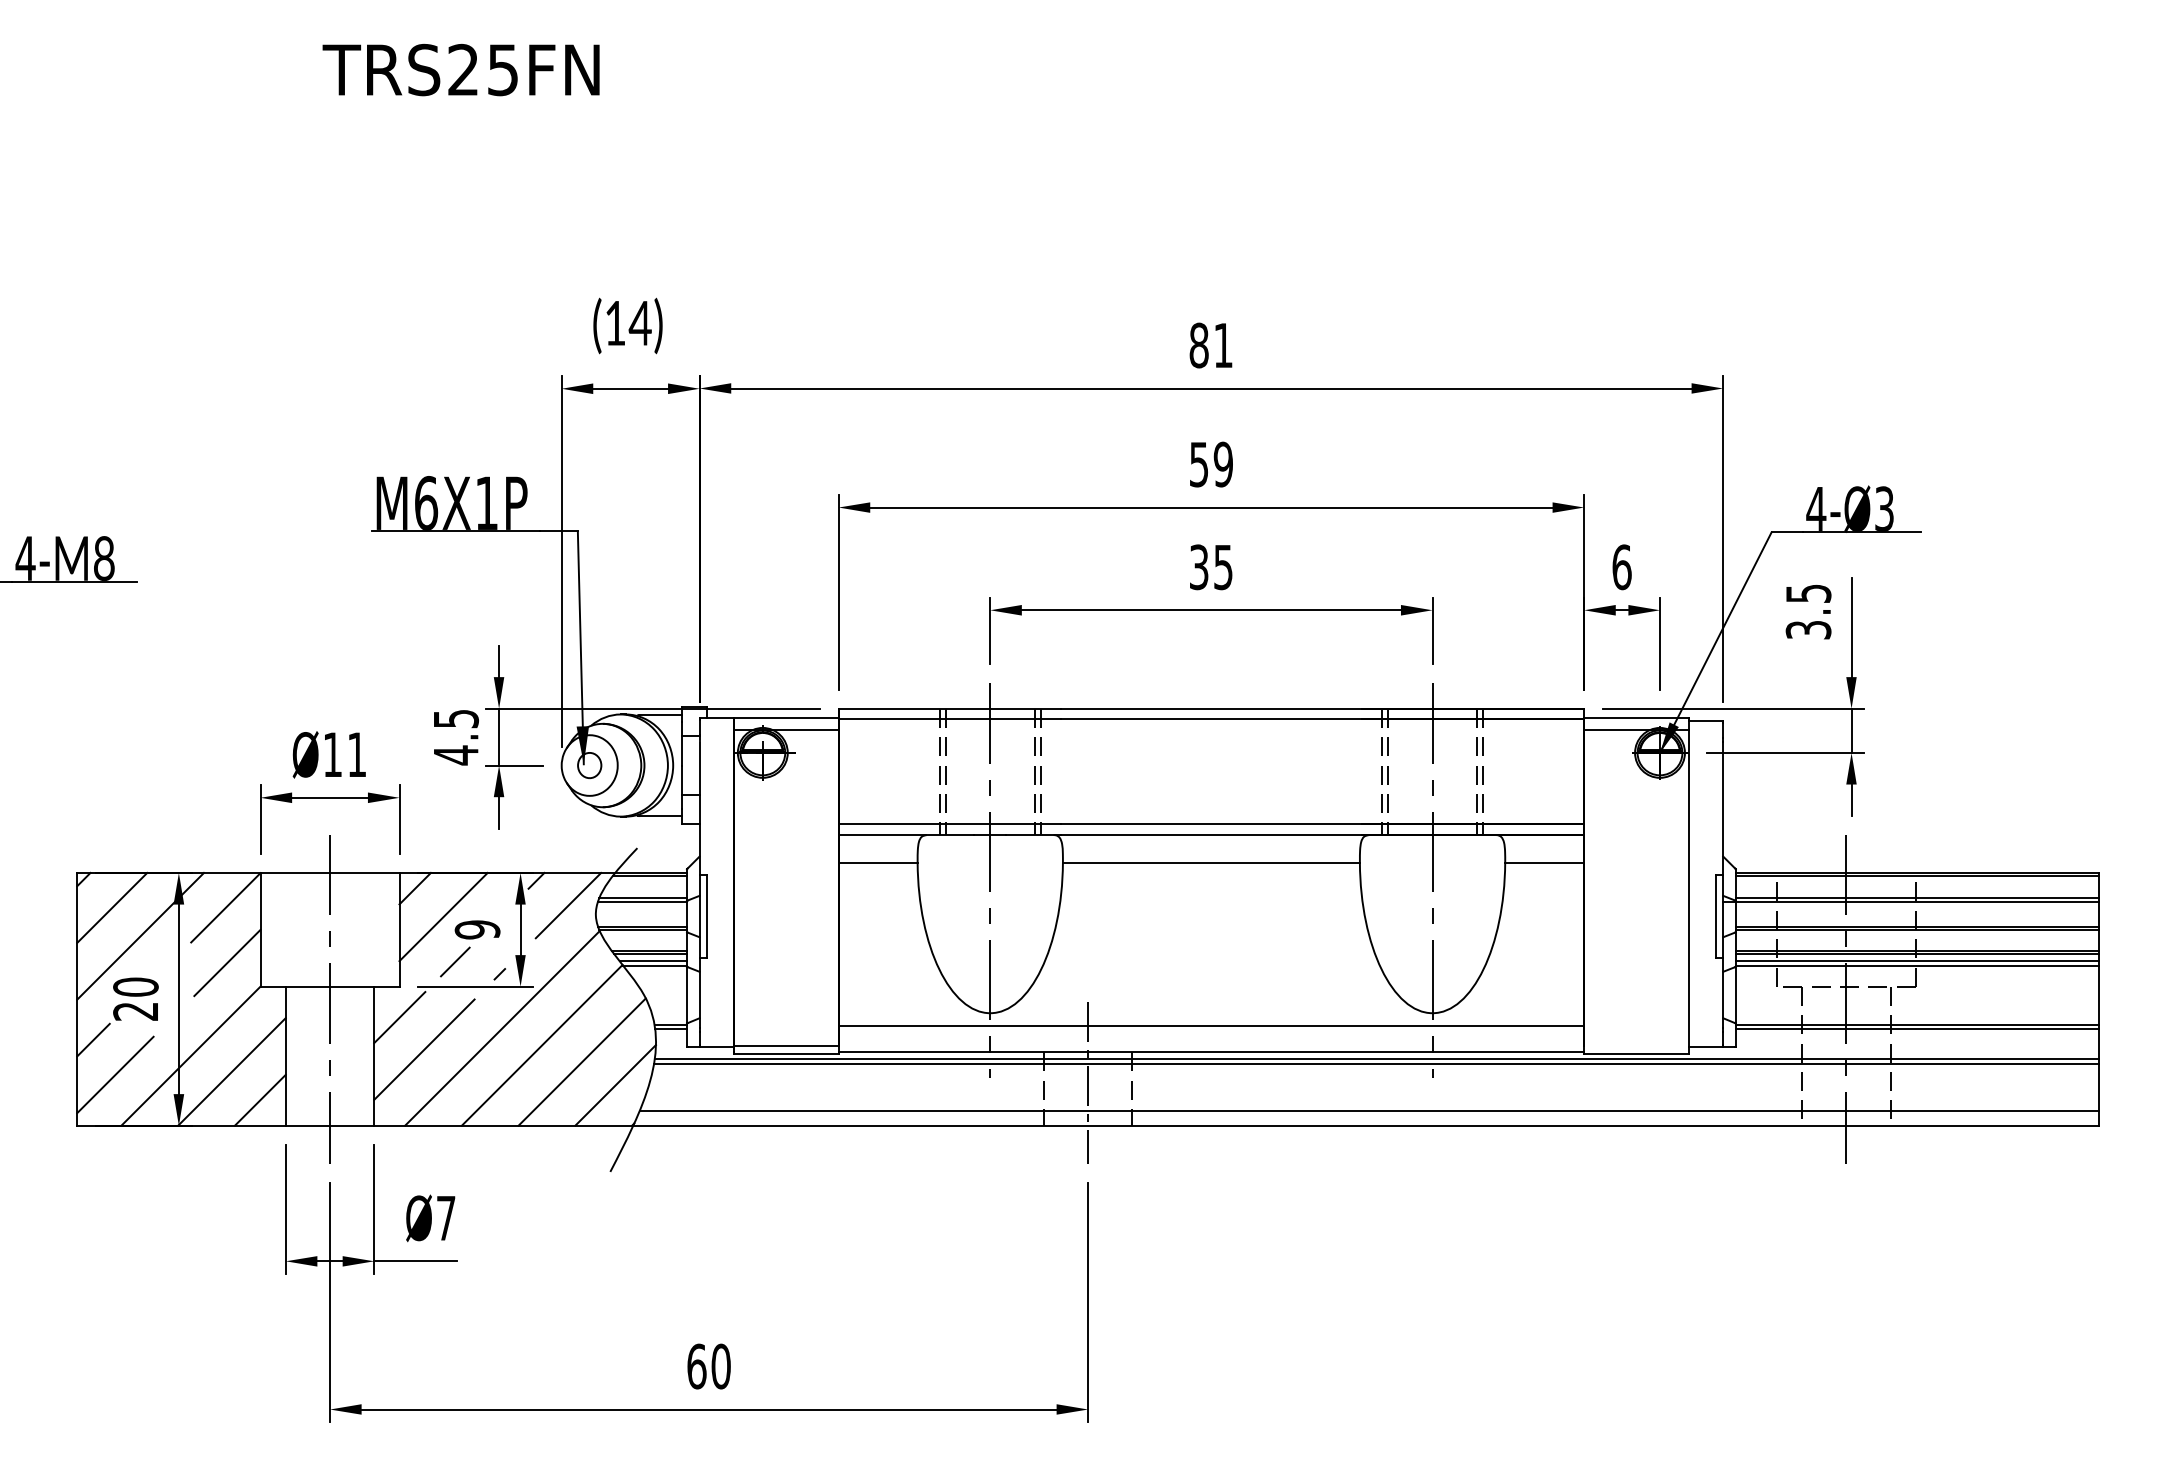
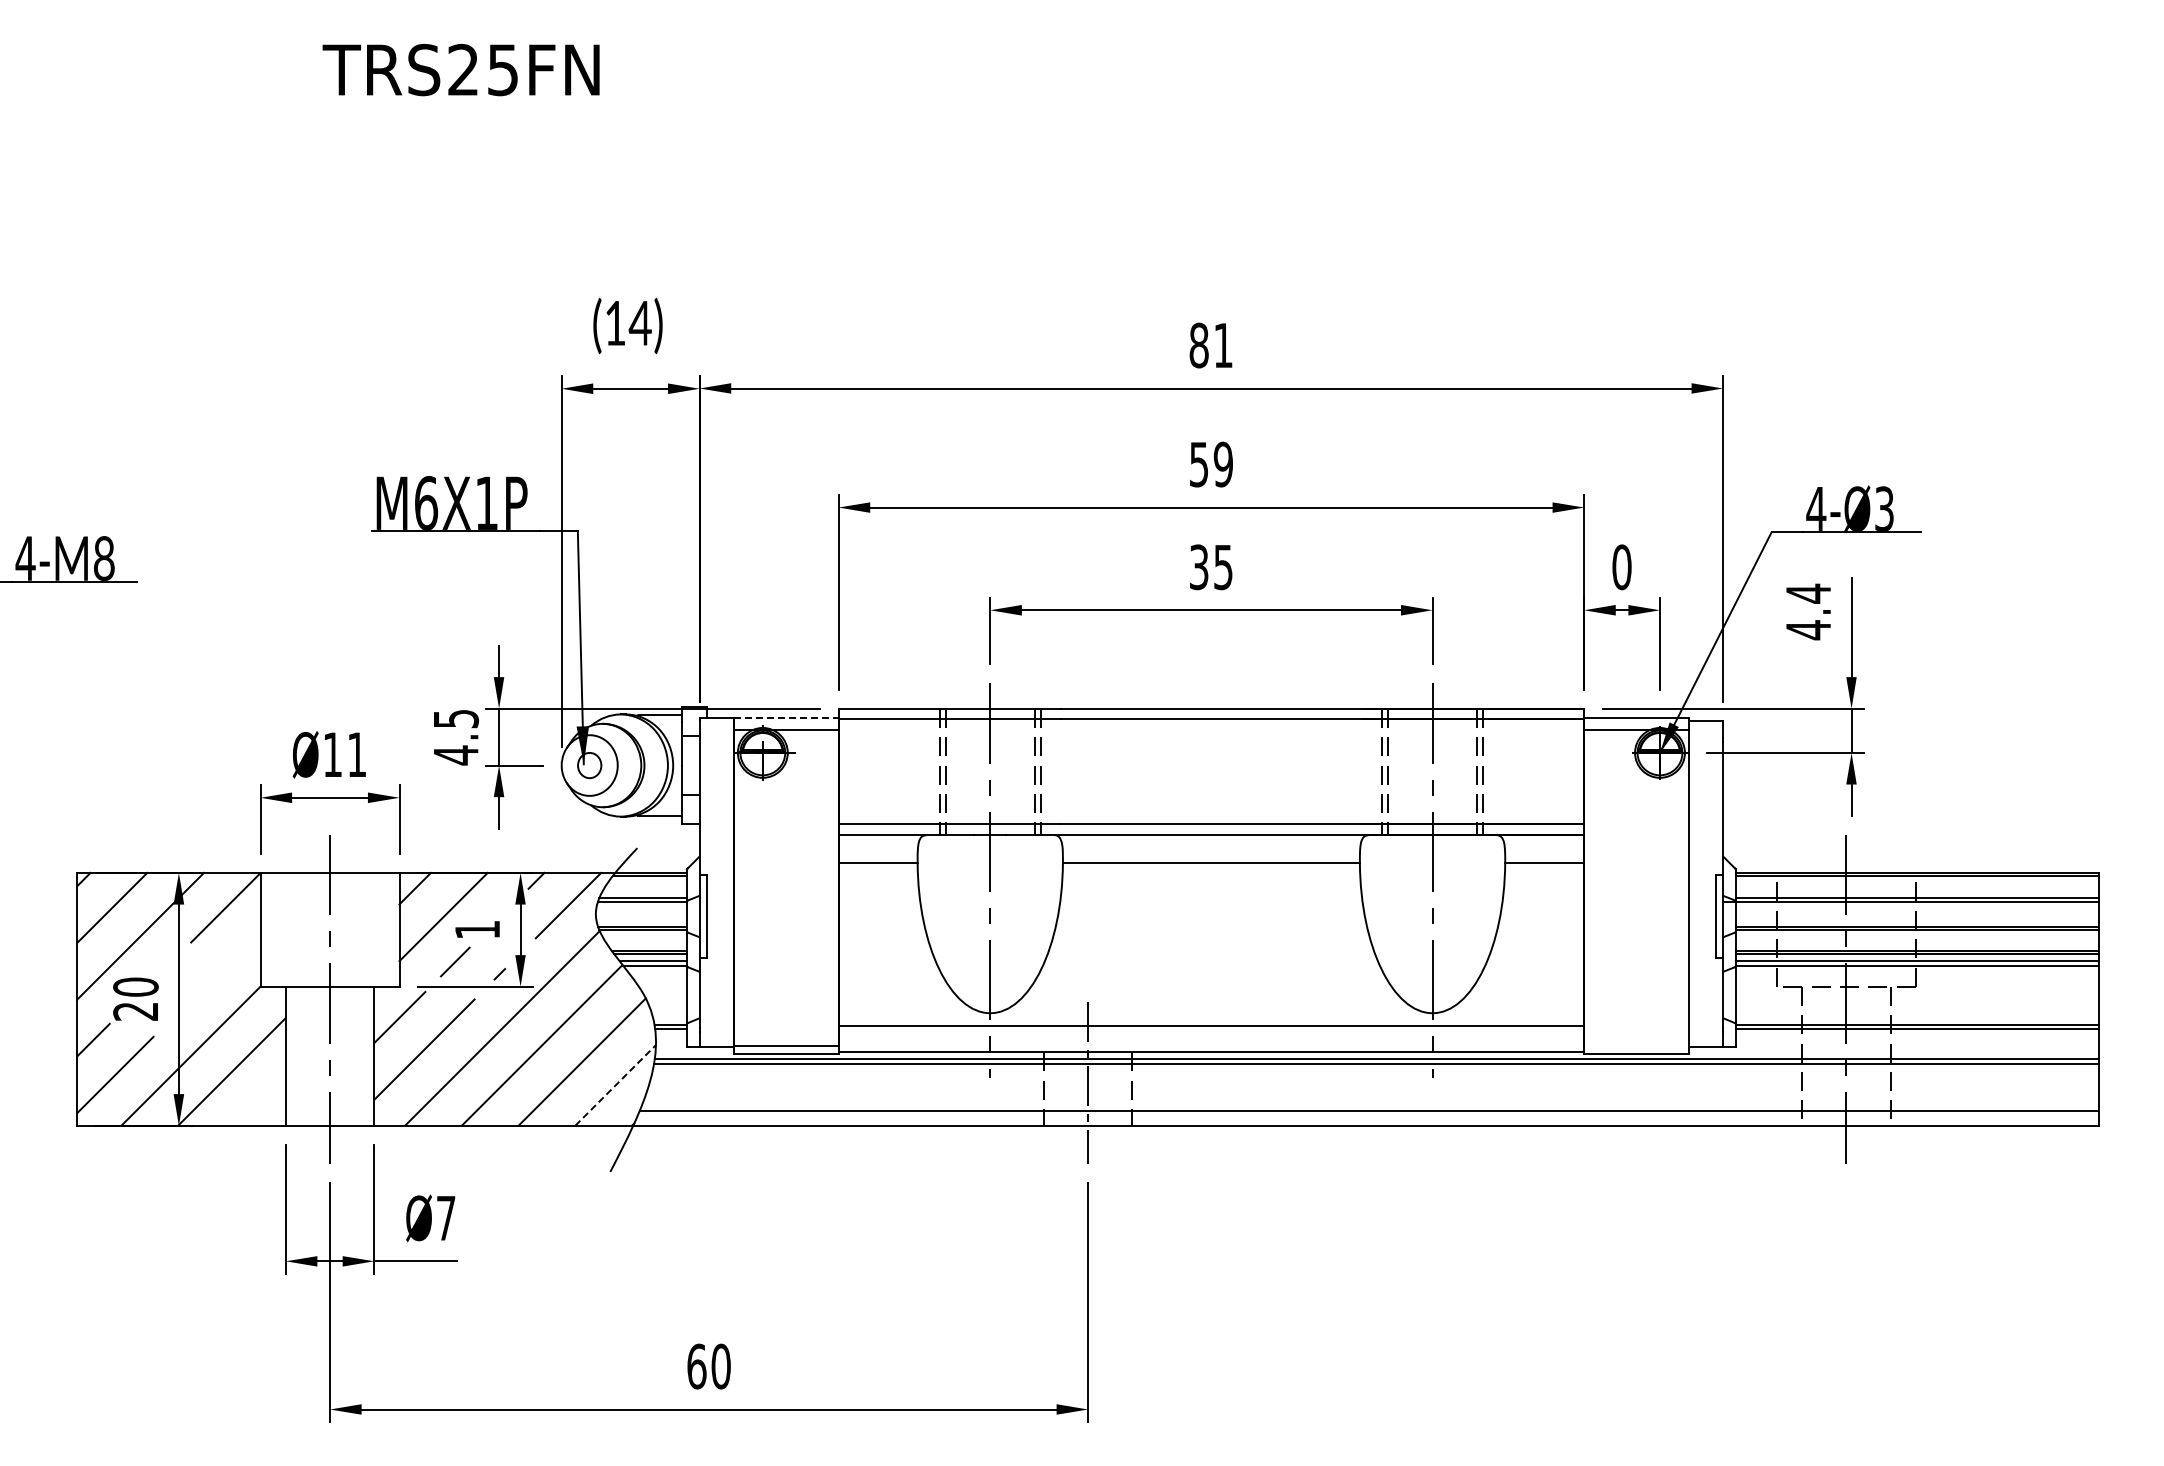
text: 6 -> 0 (1621, 567)
text: 3.5 -> 4.4 (1808, 611)
line: solid -> dashed (786, 717)
text: 9 -> 1 (477, 929)
line: present -> none (227, 962)
line: solid -> dashed (616, 1085)
line: present -> none (259, 1099)
